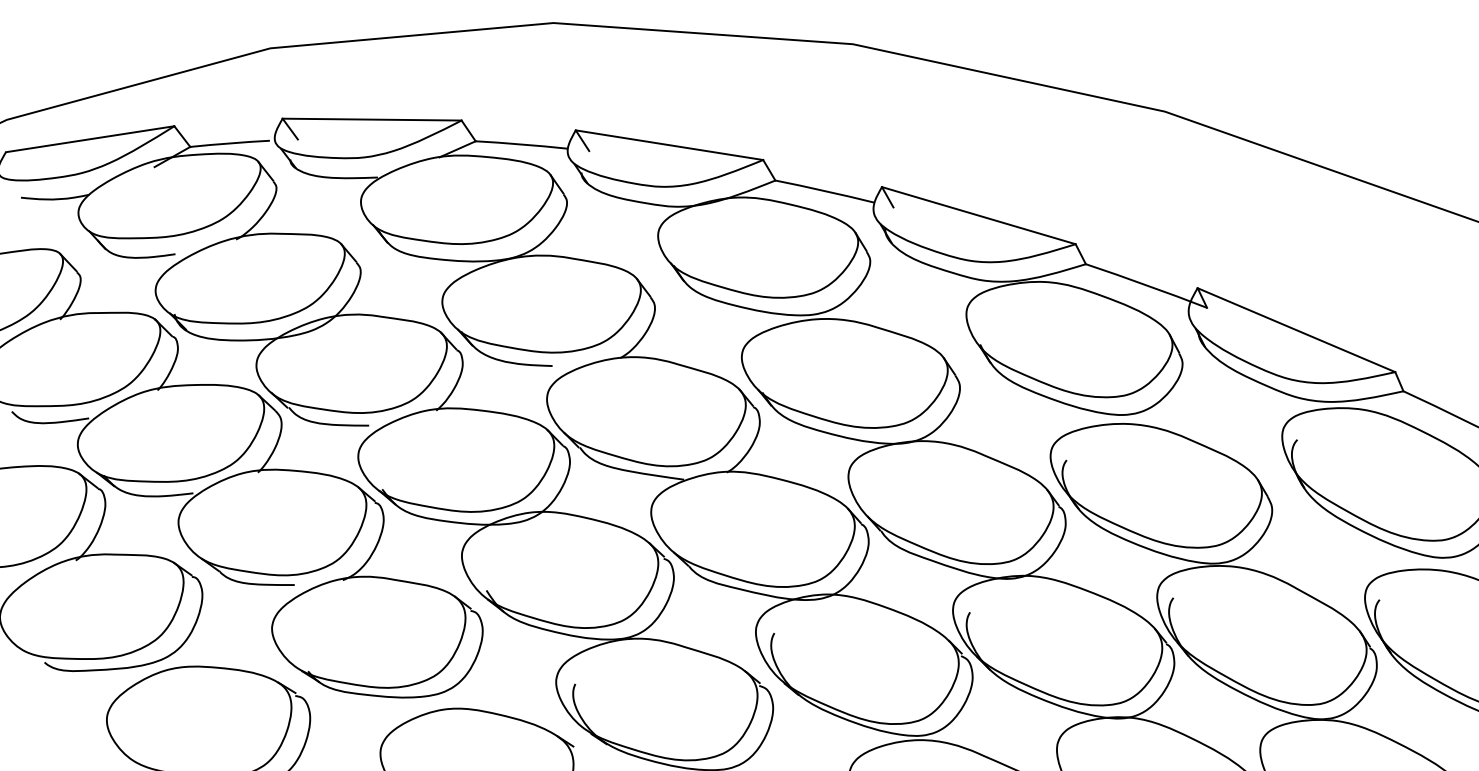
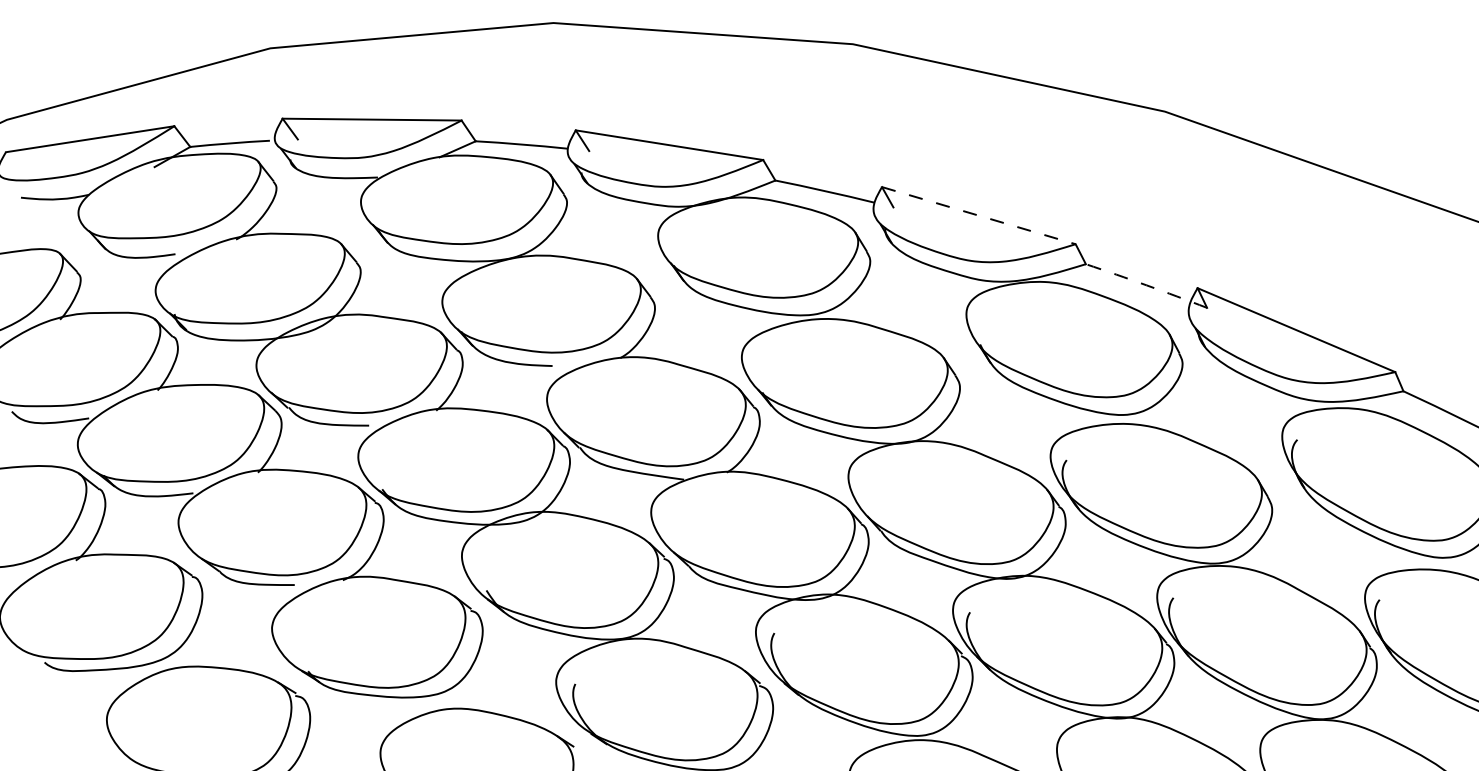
line: solid -> dashed (978, 215)
arc: solid -> dashed (1146, 285)
